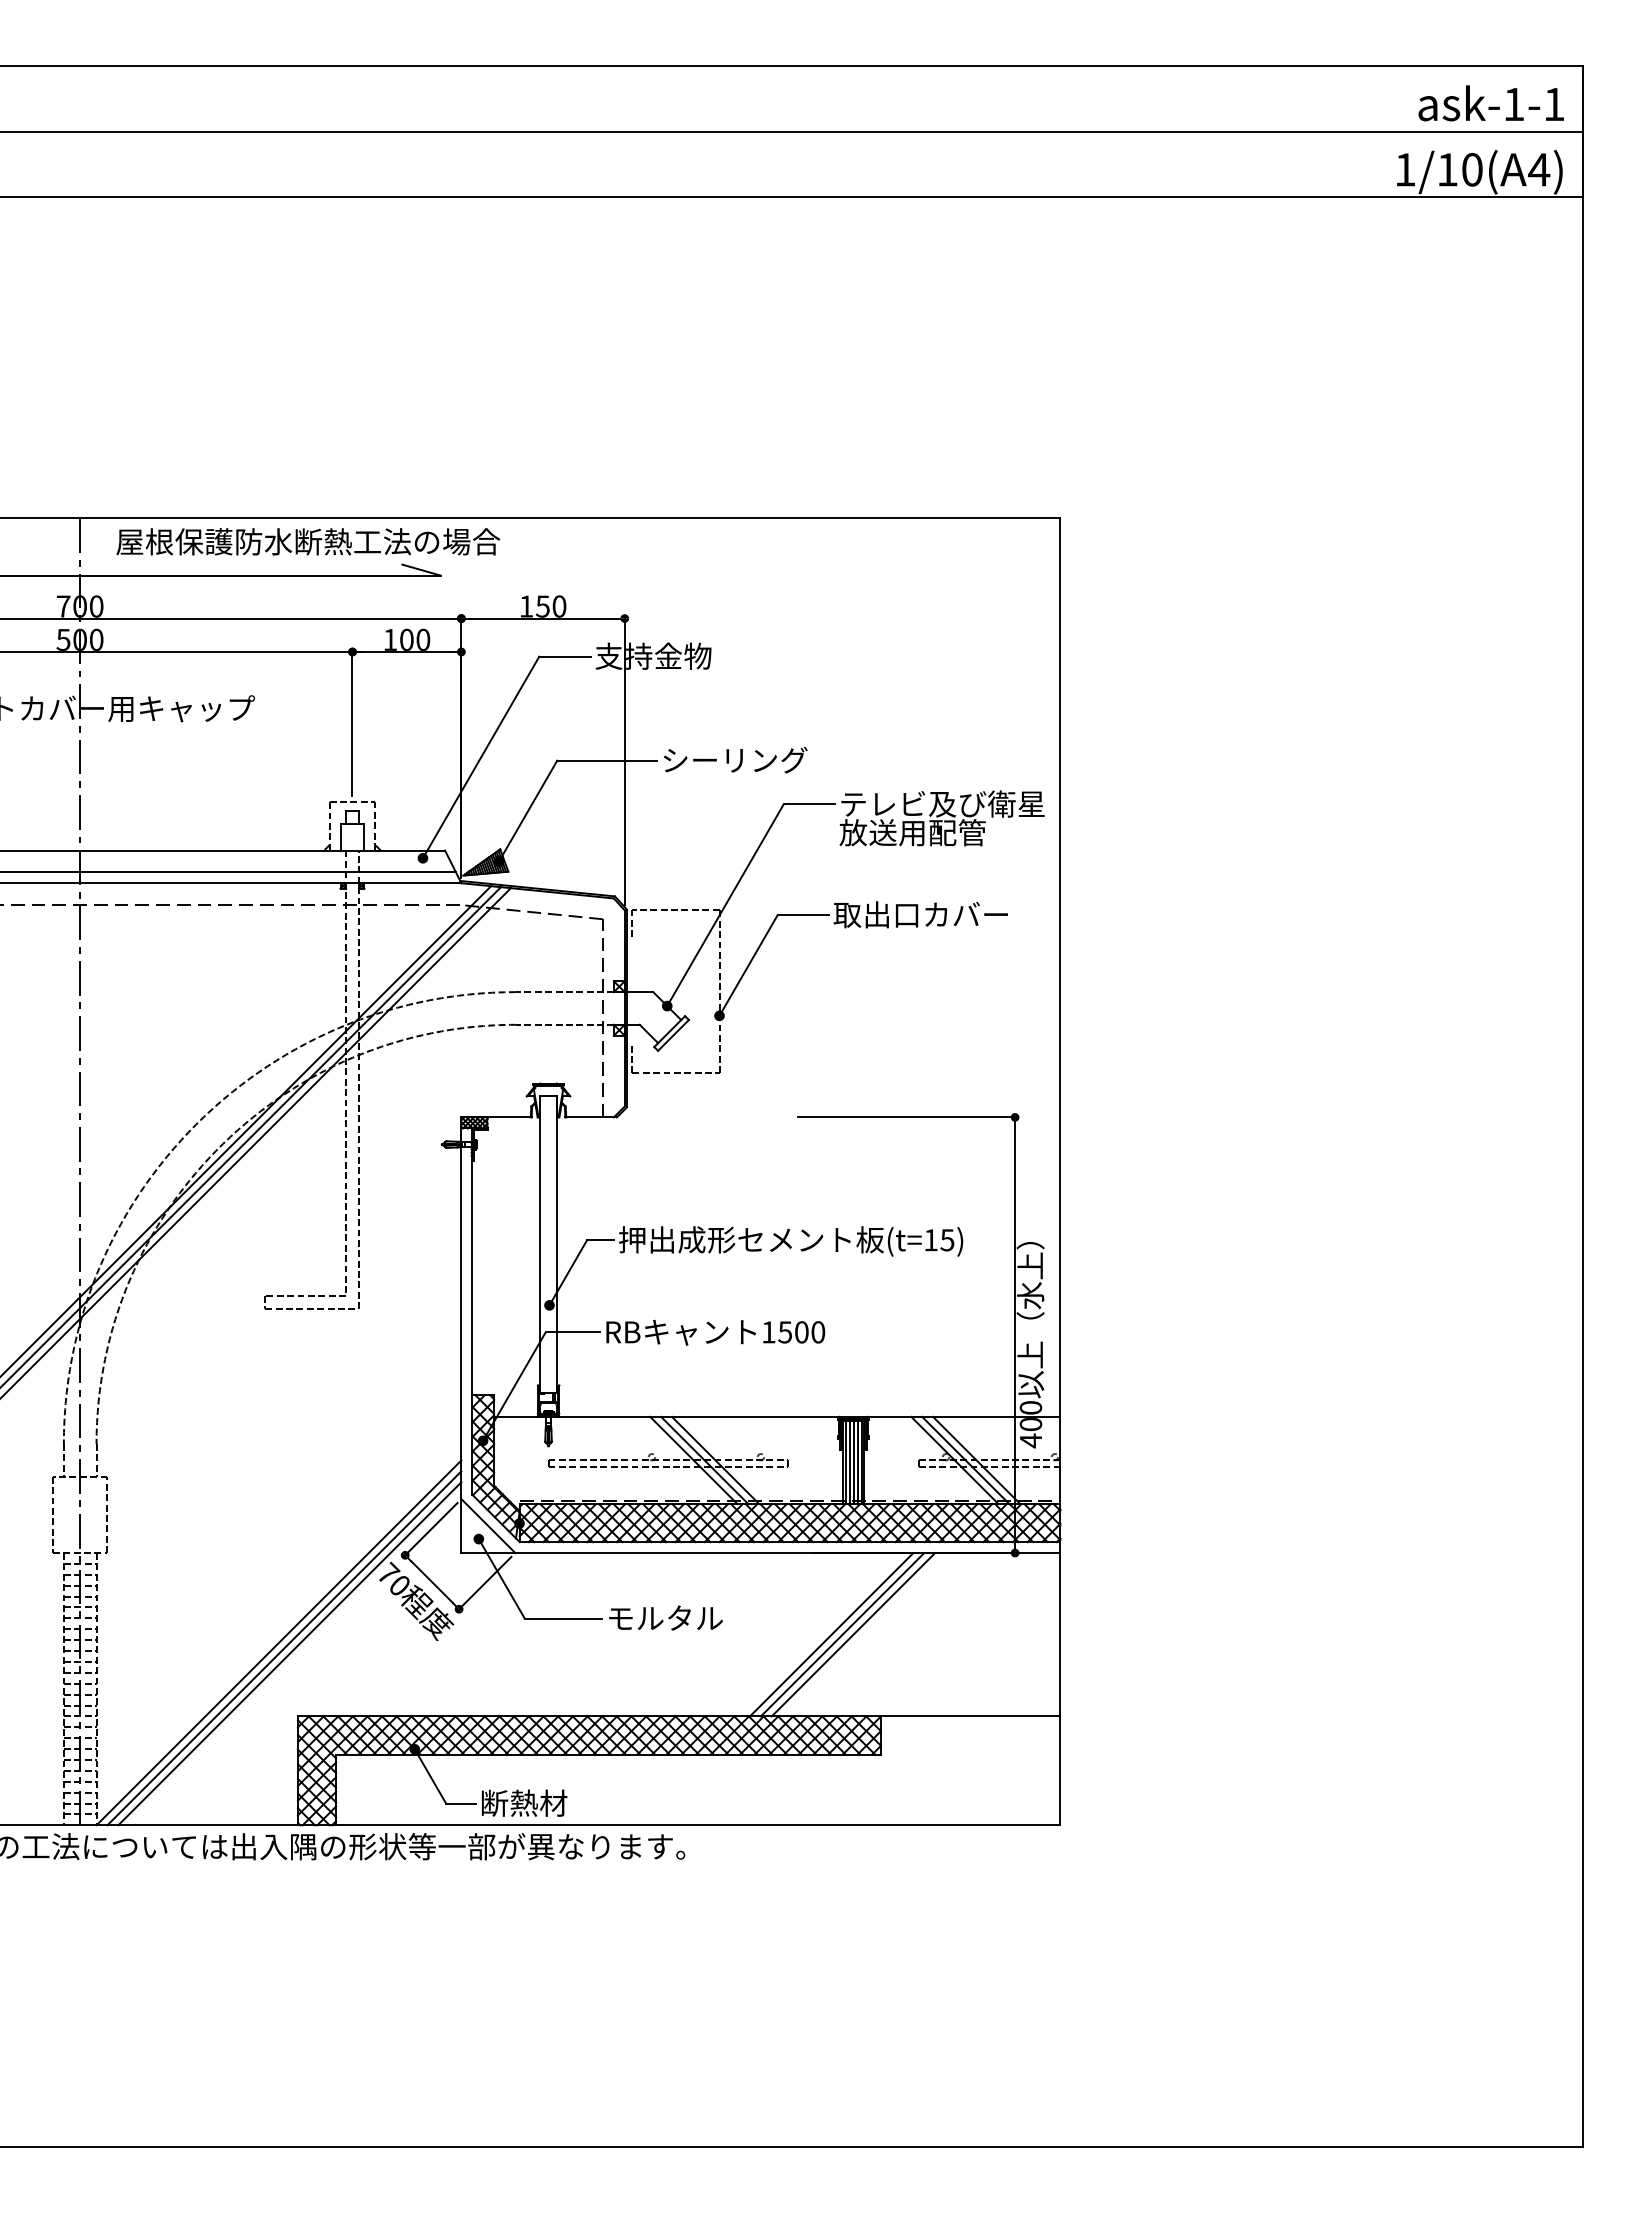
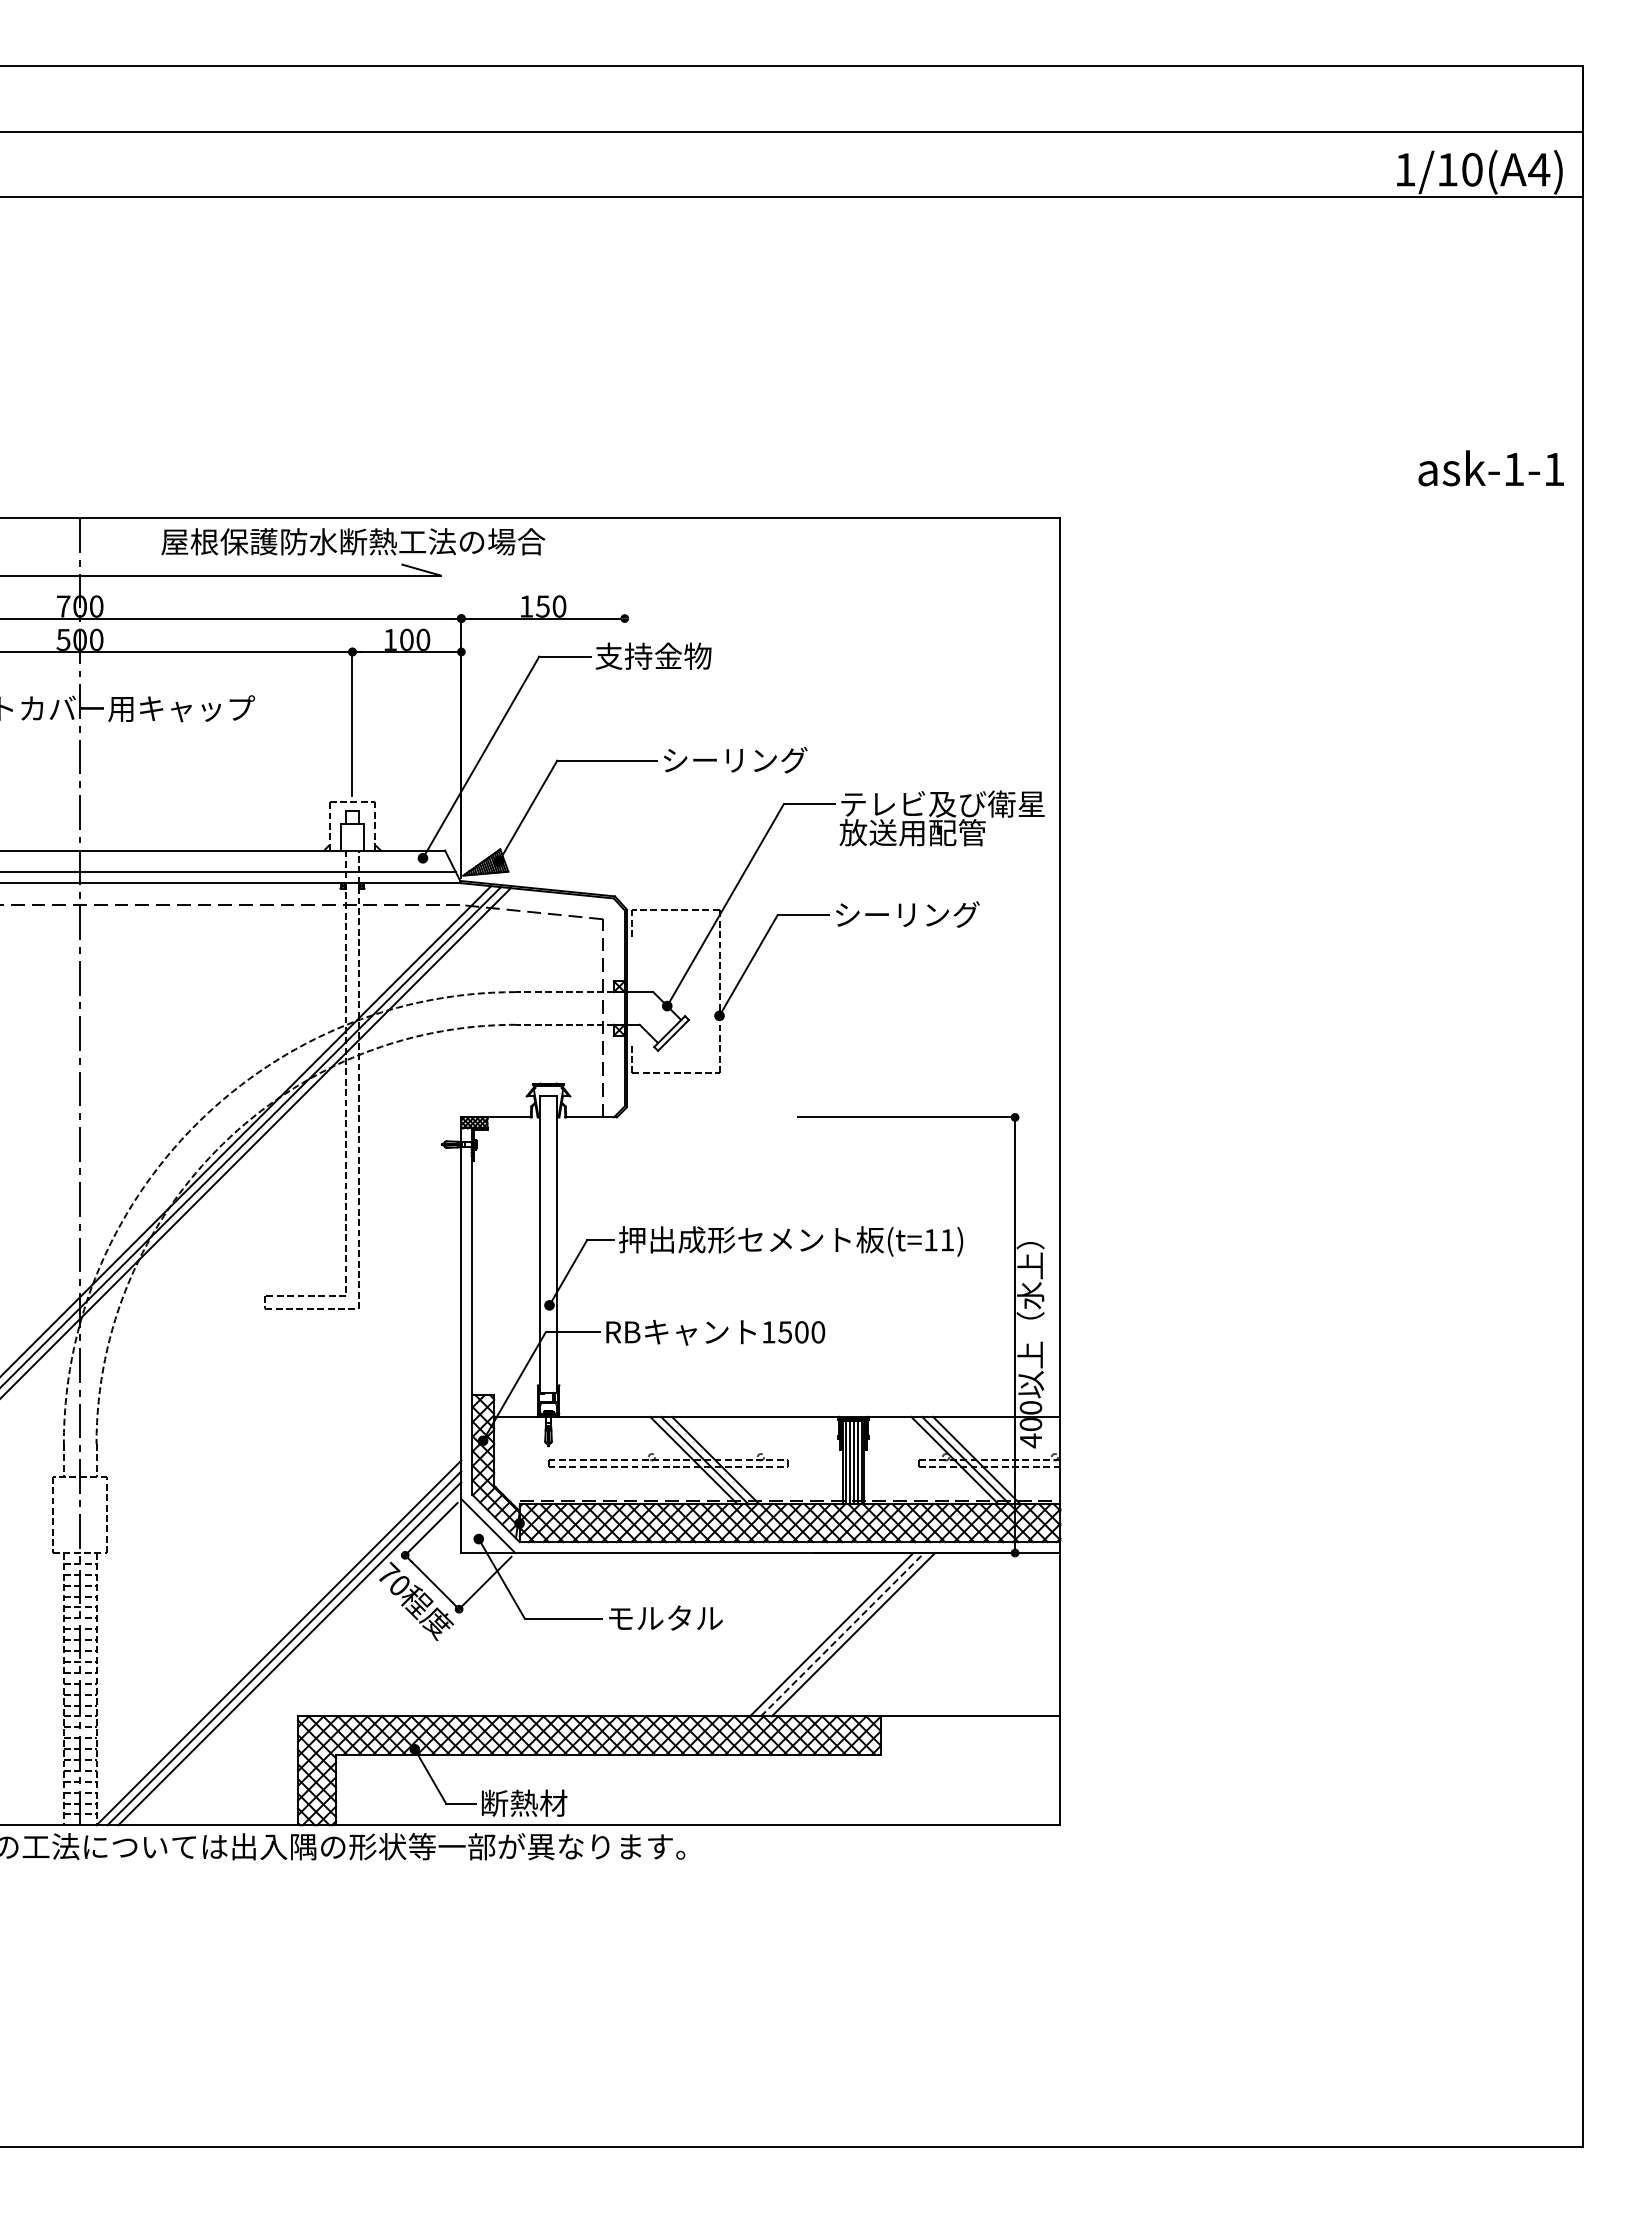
text position: (1490, 103) -> (1490, 468) (1490, 468)
text position: (308, 541) -> (353, 541) (353, 541)
line: present -> none (624, 761)
text: 取出口カバー -> シーリング (920, 914)
text: (t=15) -> (t=11) (947, 1240)
line: solid -> dashed (842, 1634)
